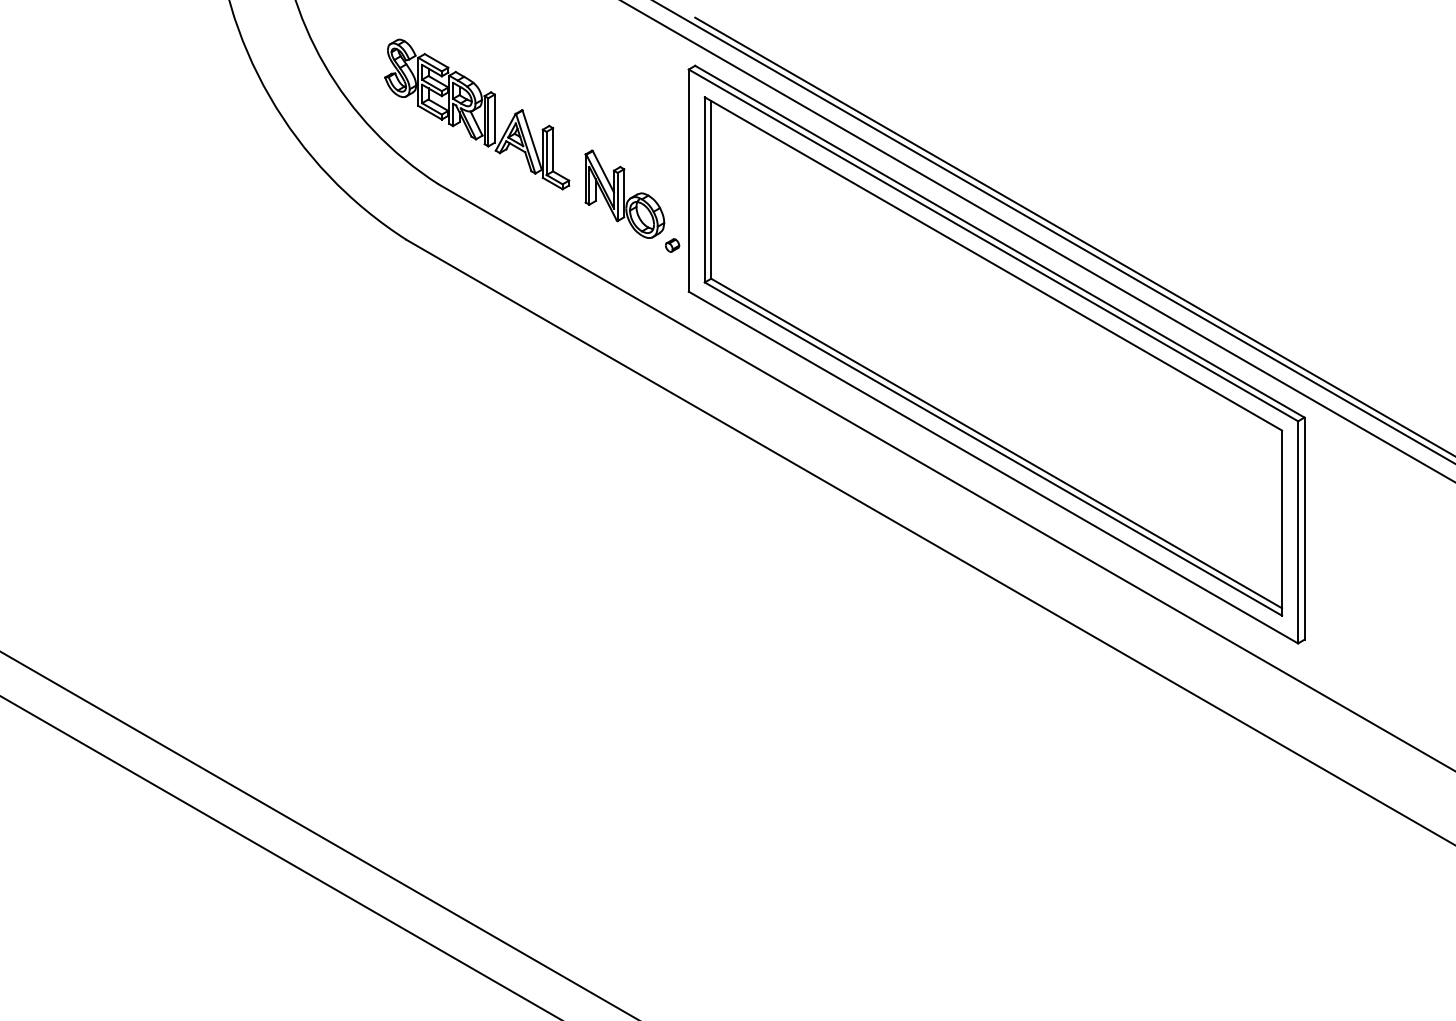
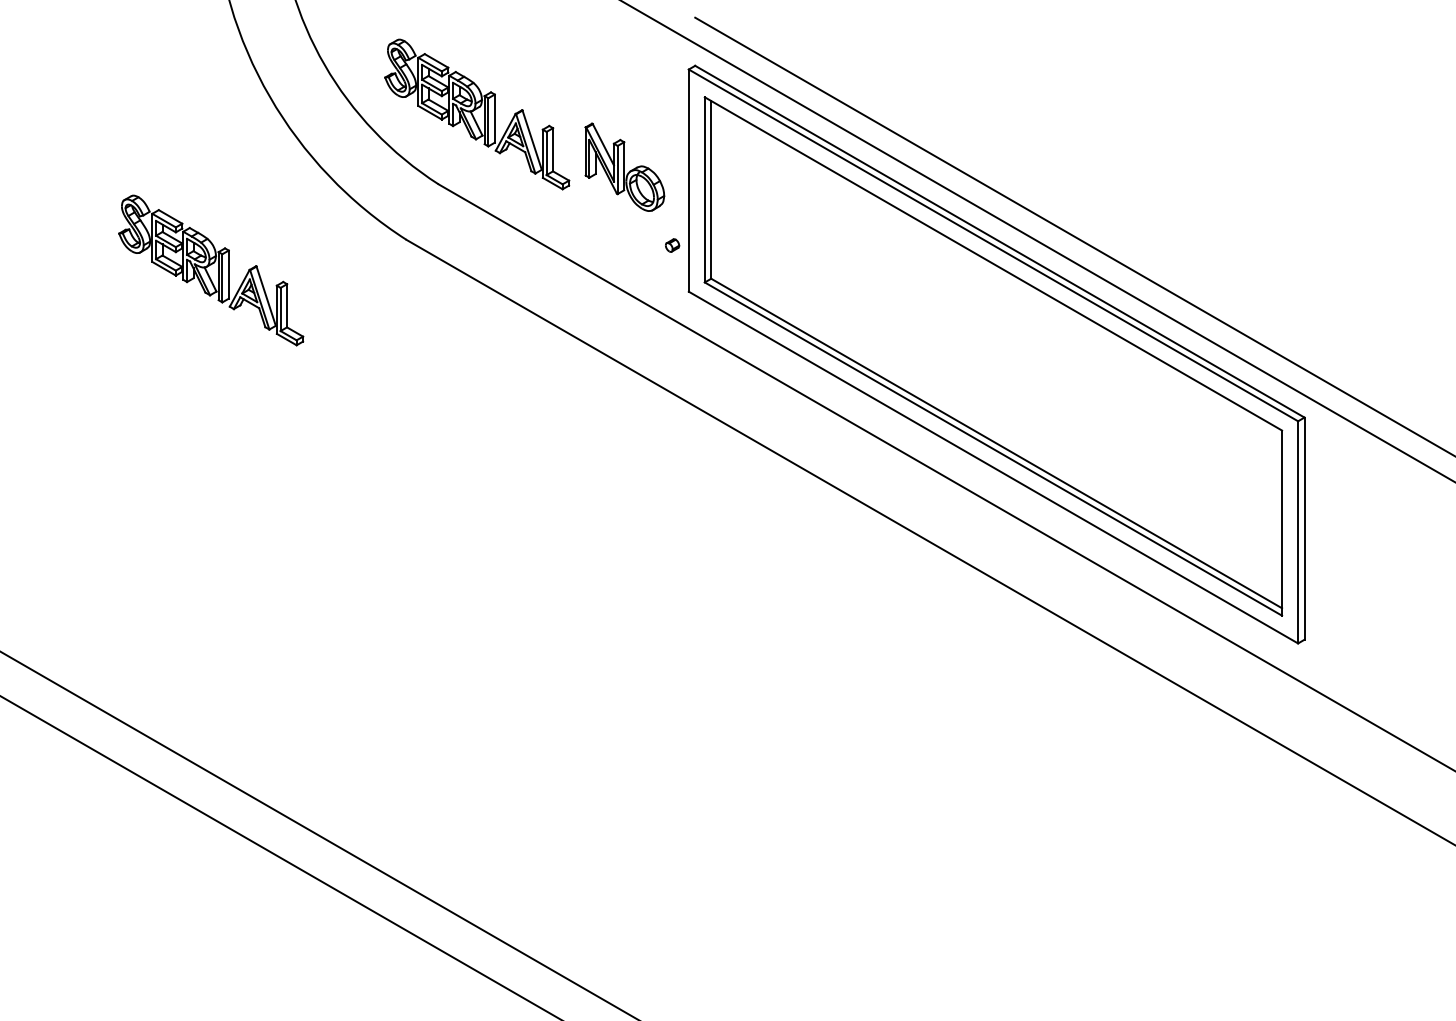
part position: (624, 193) -> (624, 166) (624, 166)
line: present -> none (1053, 232)
part: none -> present (211, 270)
